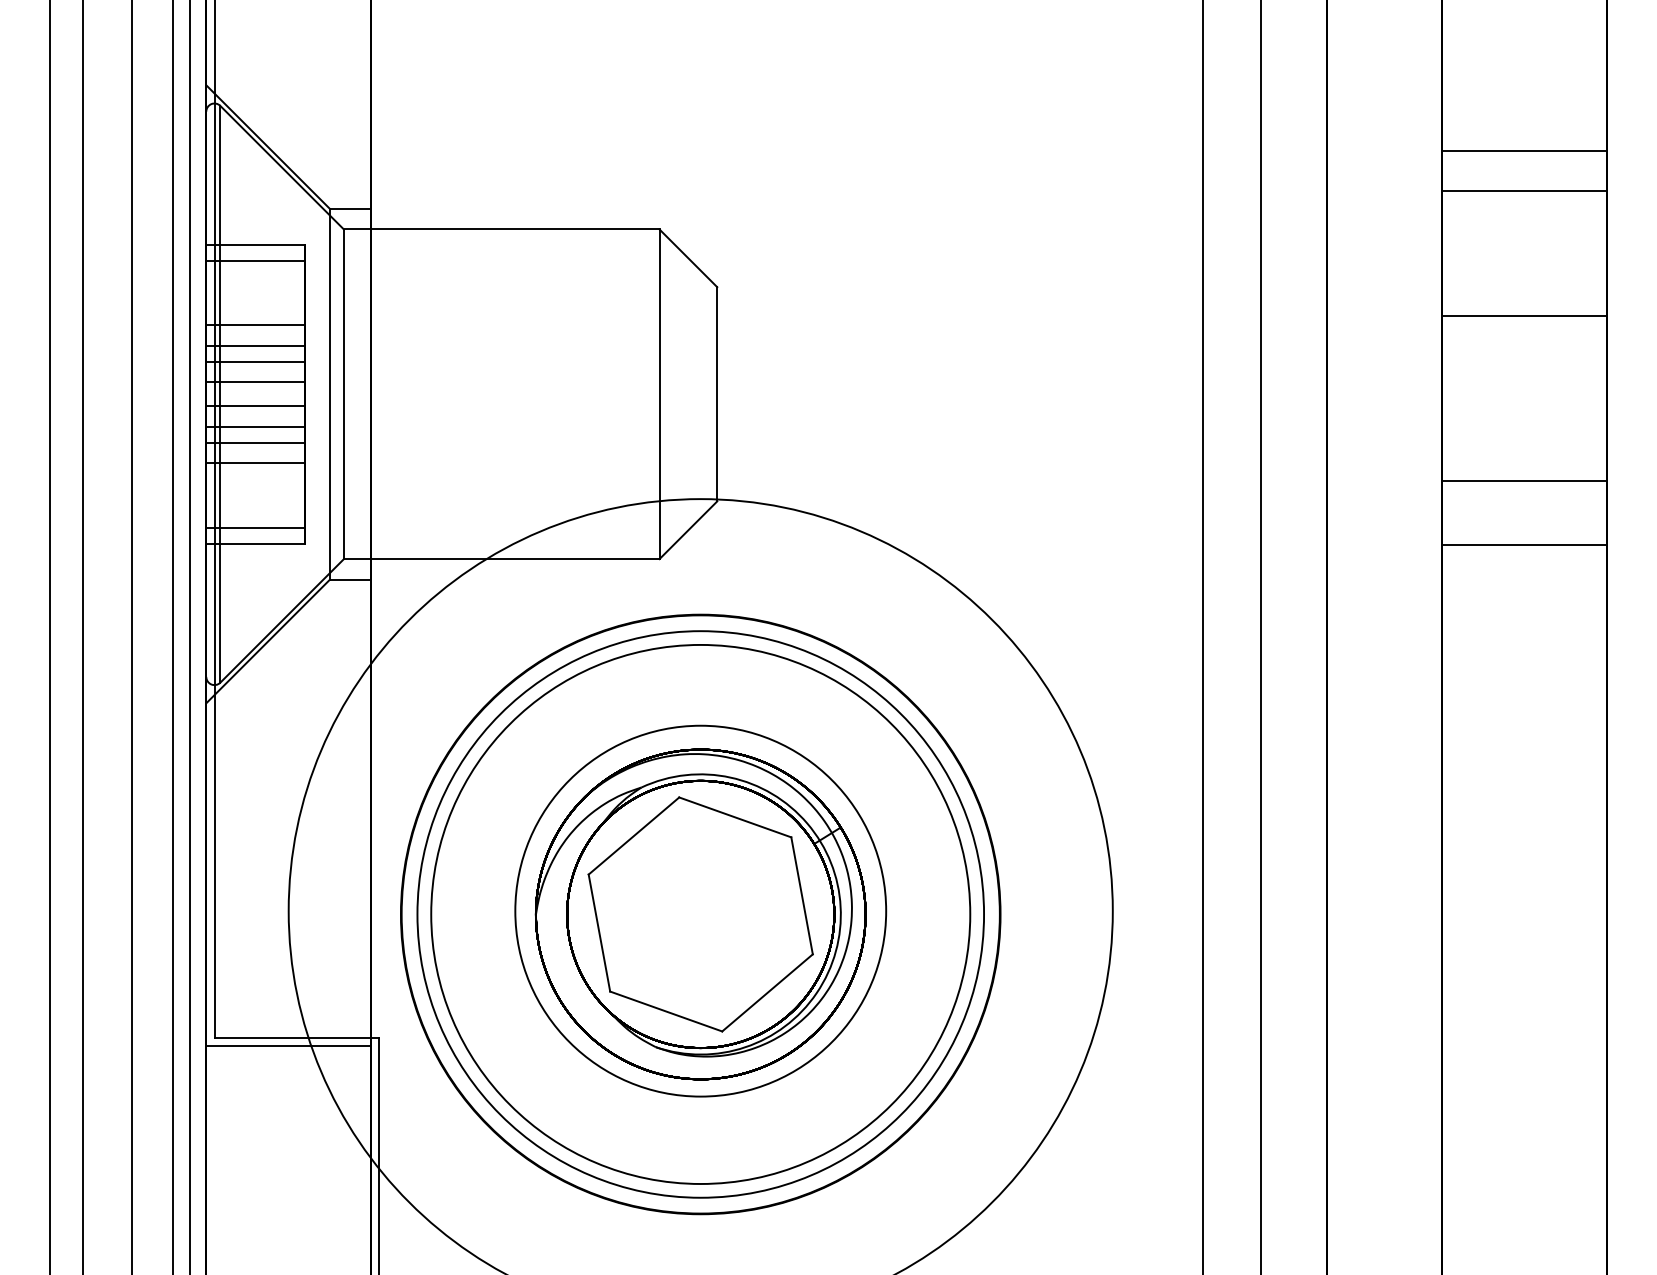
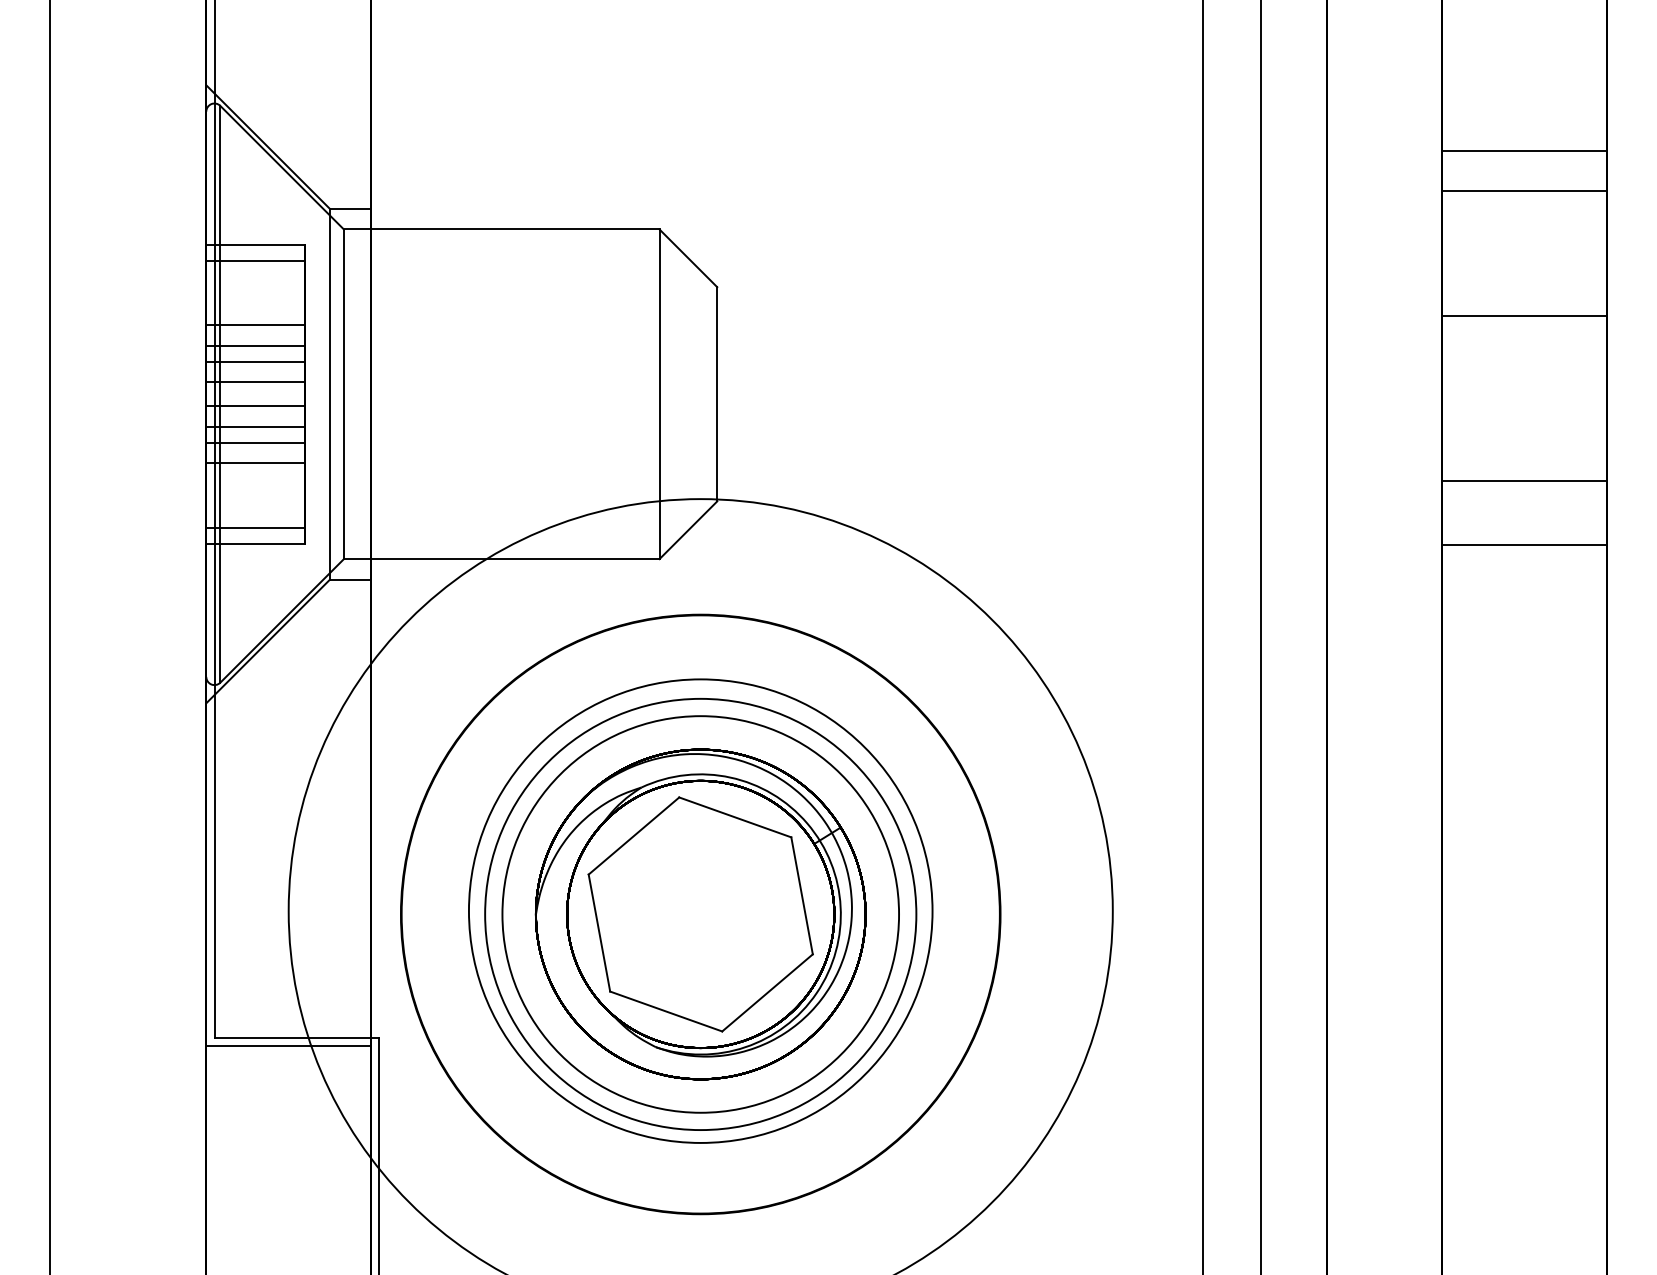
line: present -> none (82, 636)
line: present -> none (132, 636)
line: present -> none (173, 636)
line: present -> none (189, 636)
circle diameter: 371 px -> 464 px (700, 910)
circle diameter: 539 px -> 431 px (700, 914)
circle diameter: 567 px -> 397 px (700, 914)
